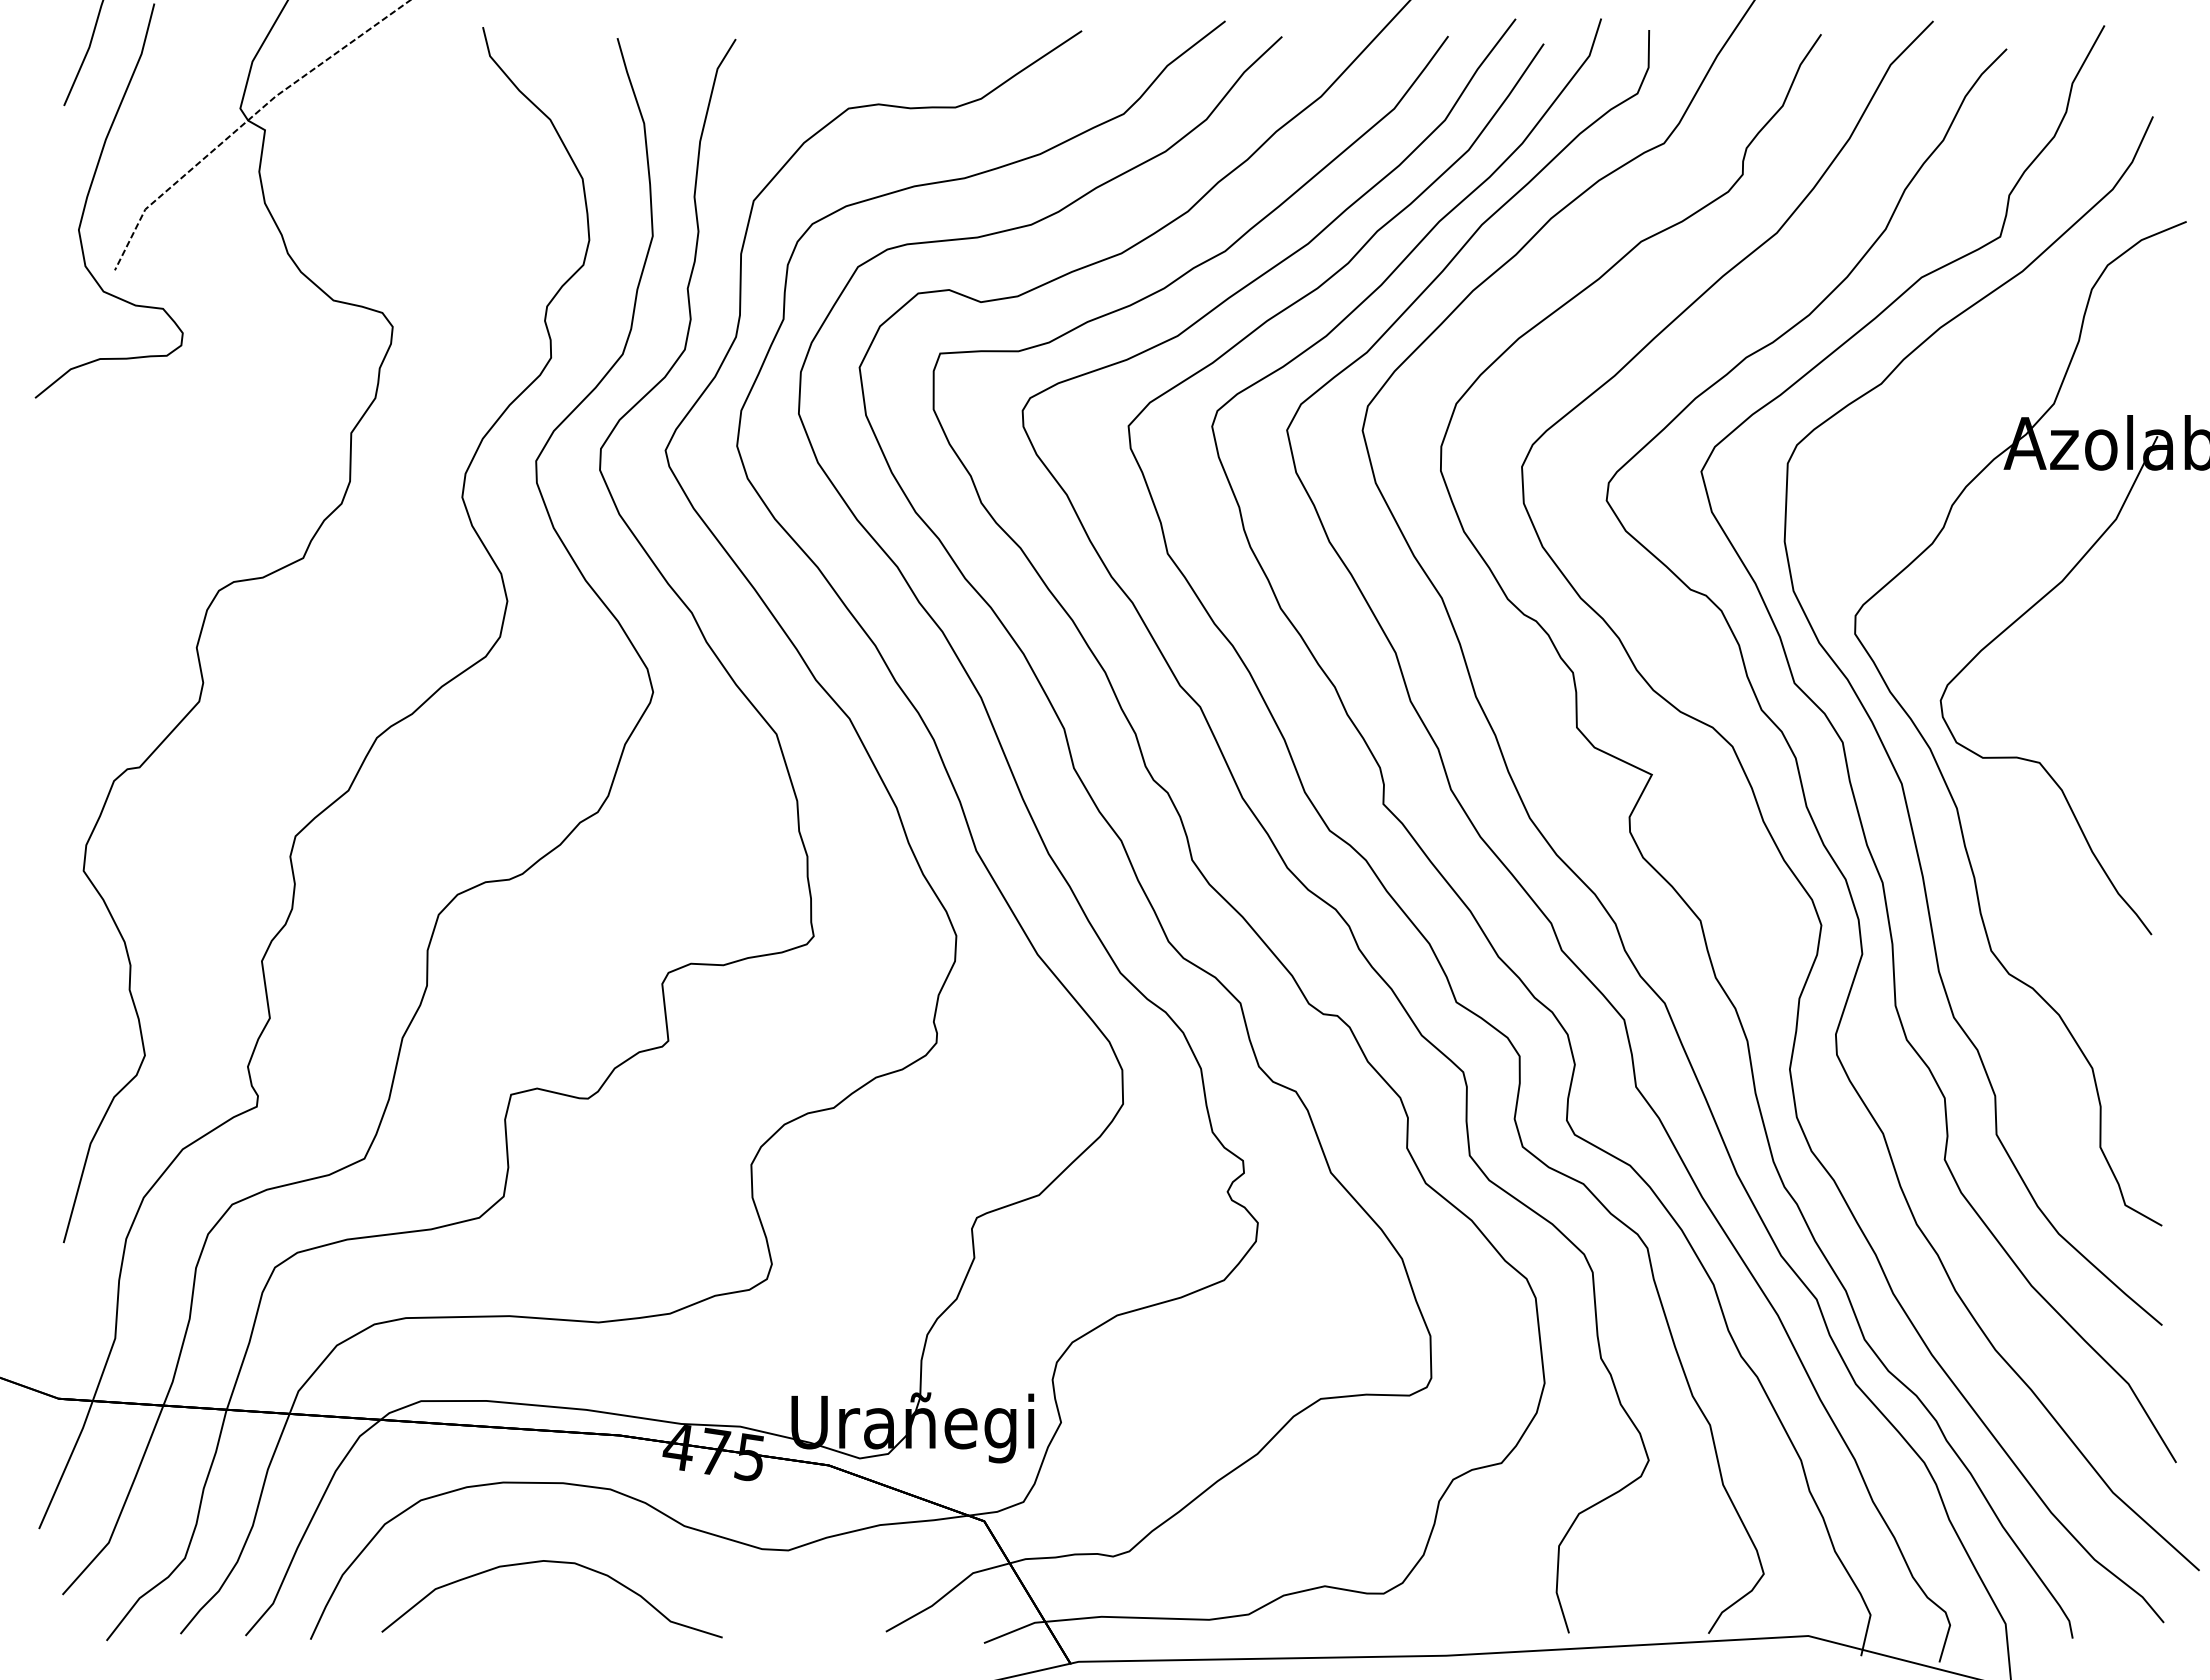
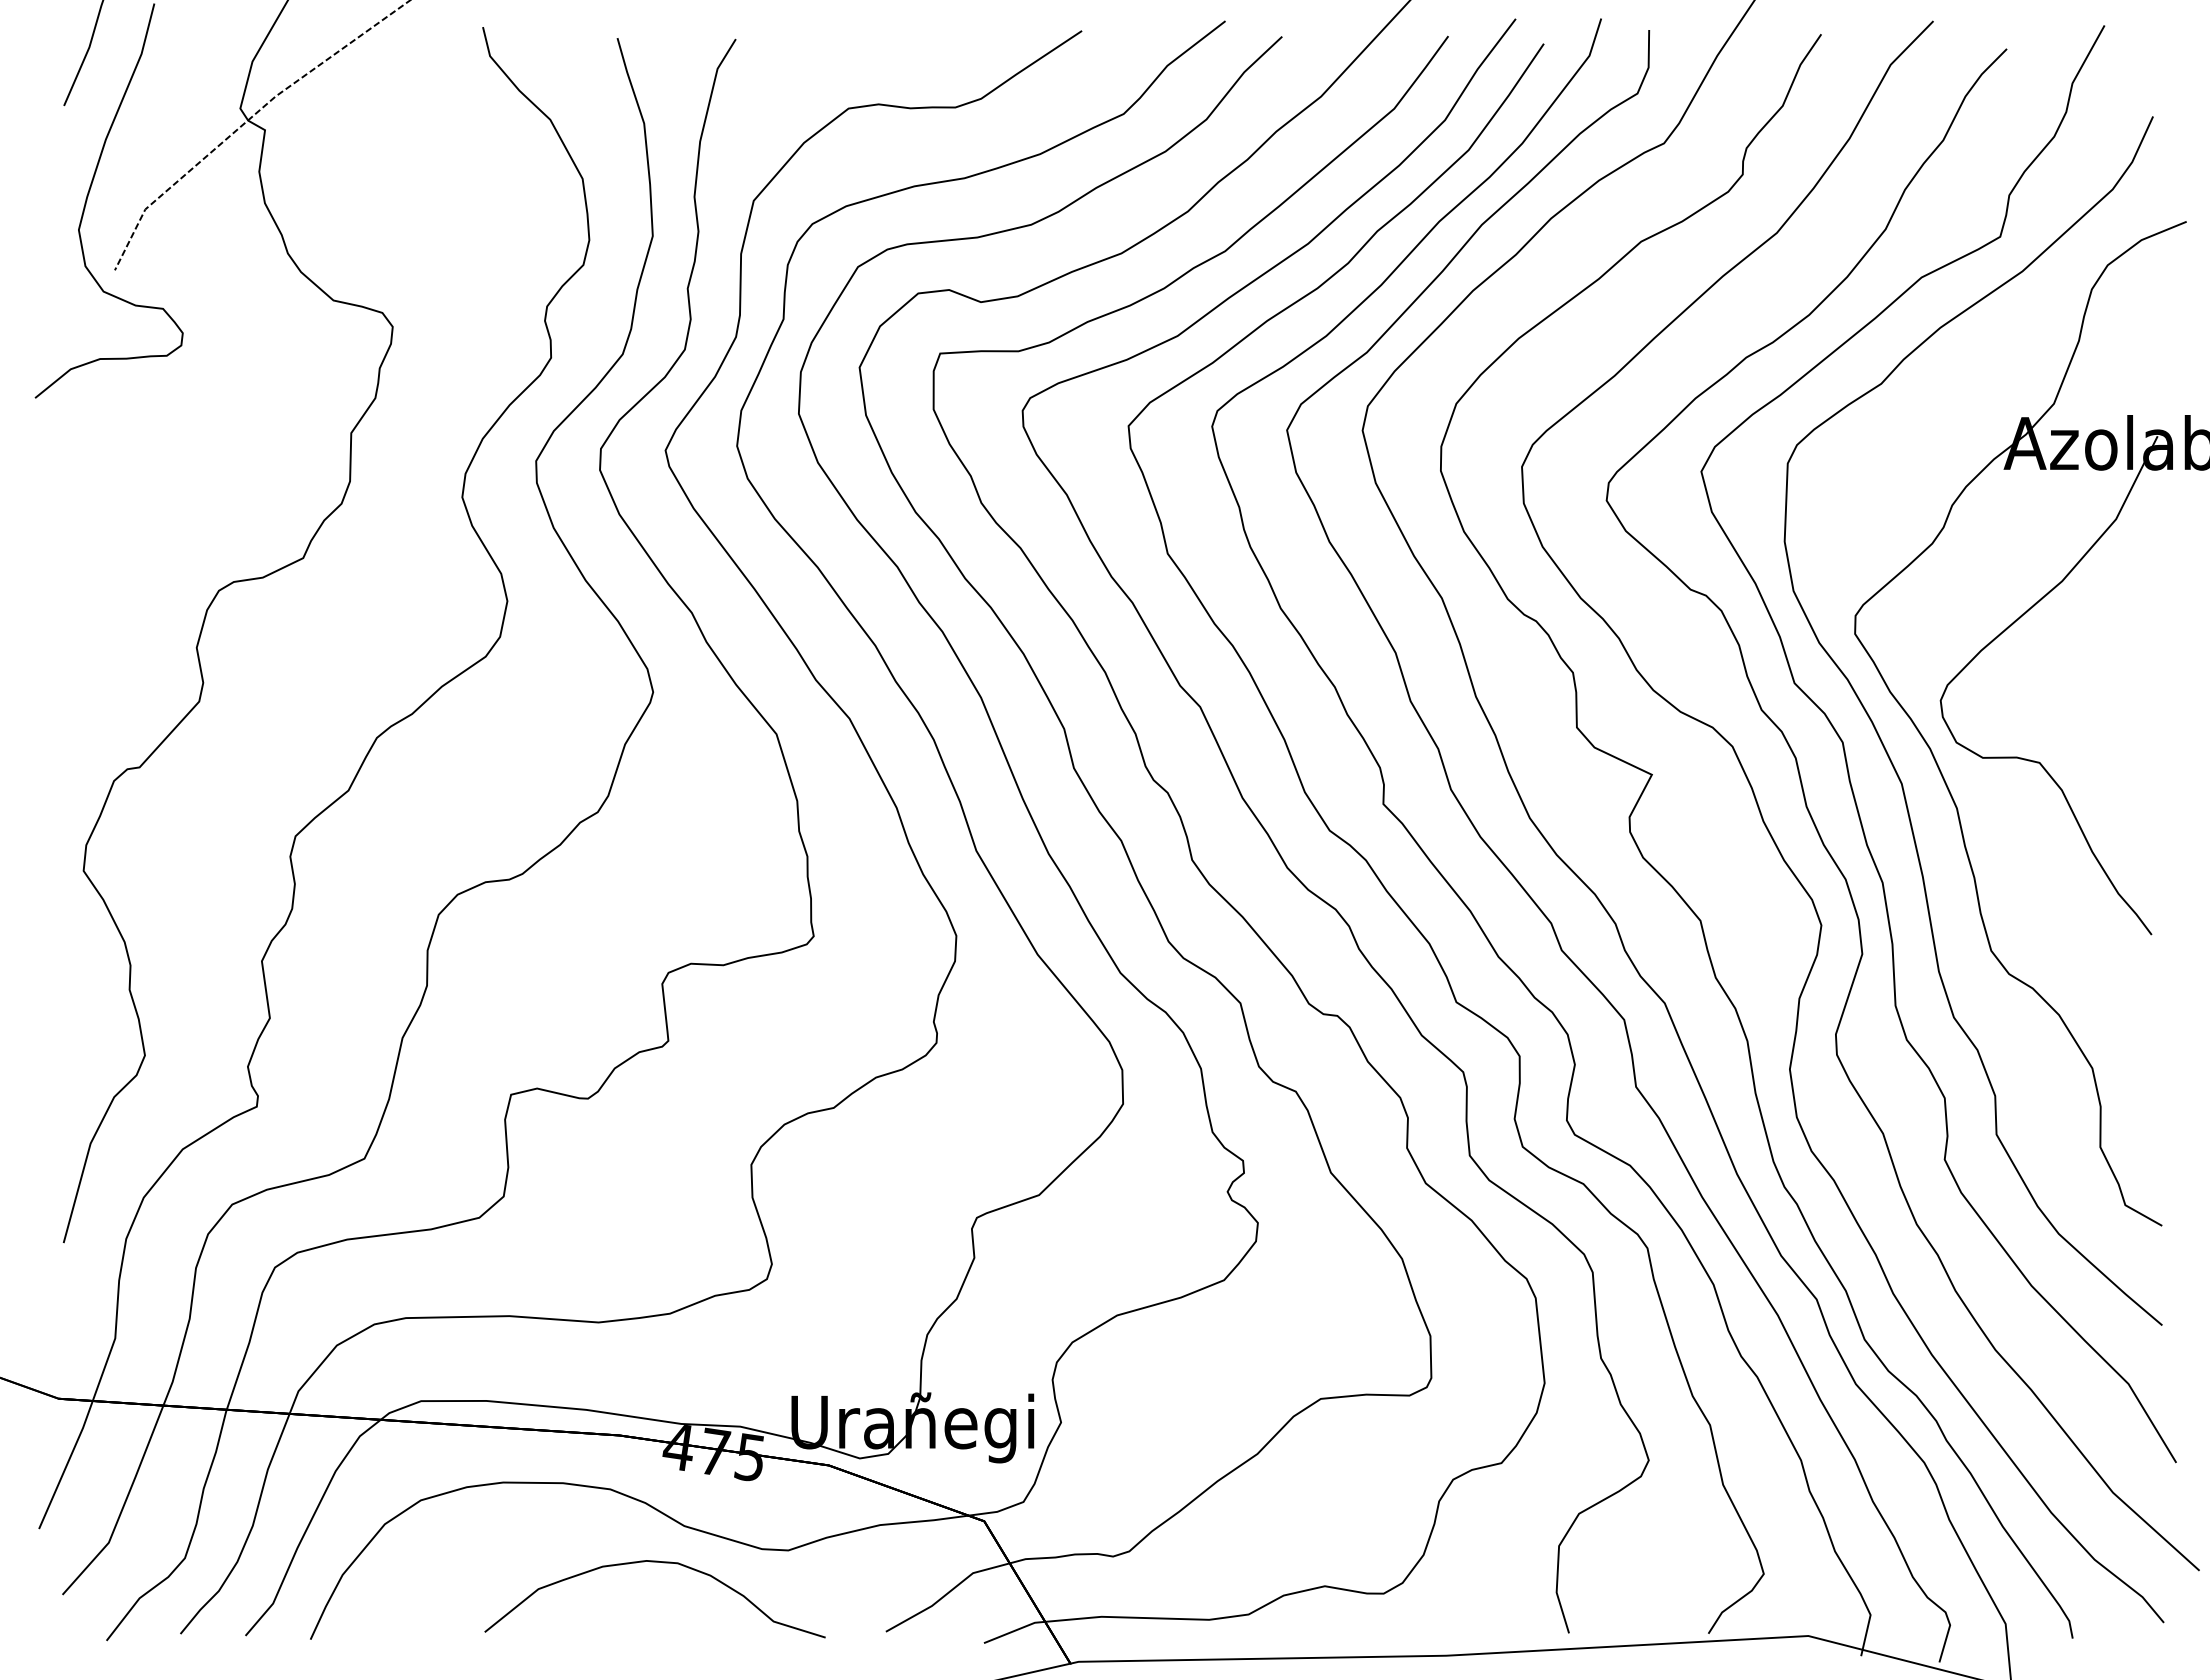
curve position: (551, 1562) -> (654, 1562) (654, 1562)
